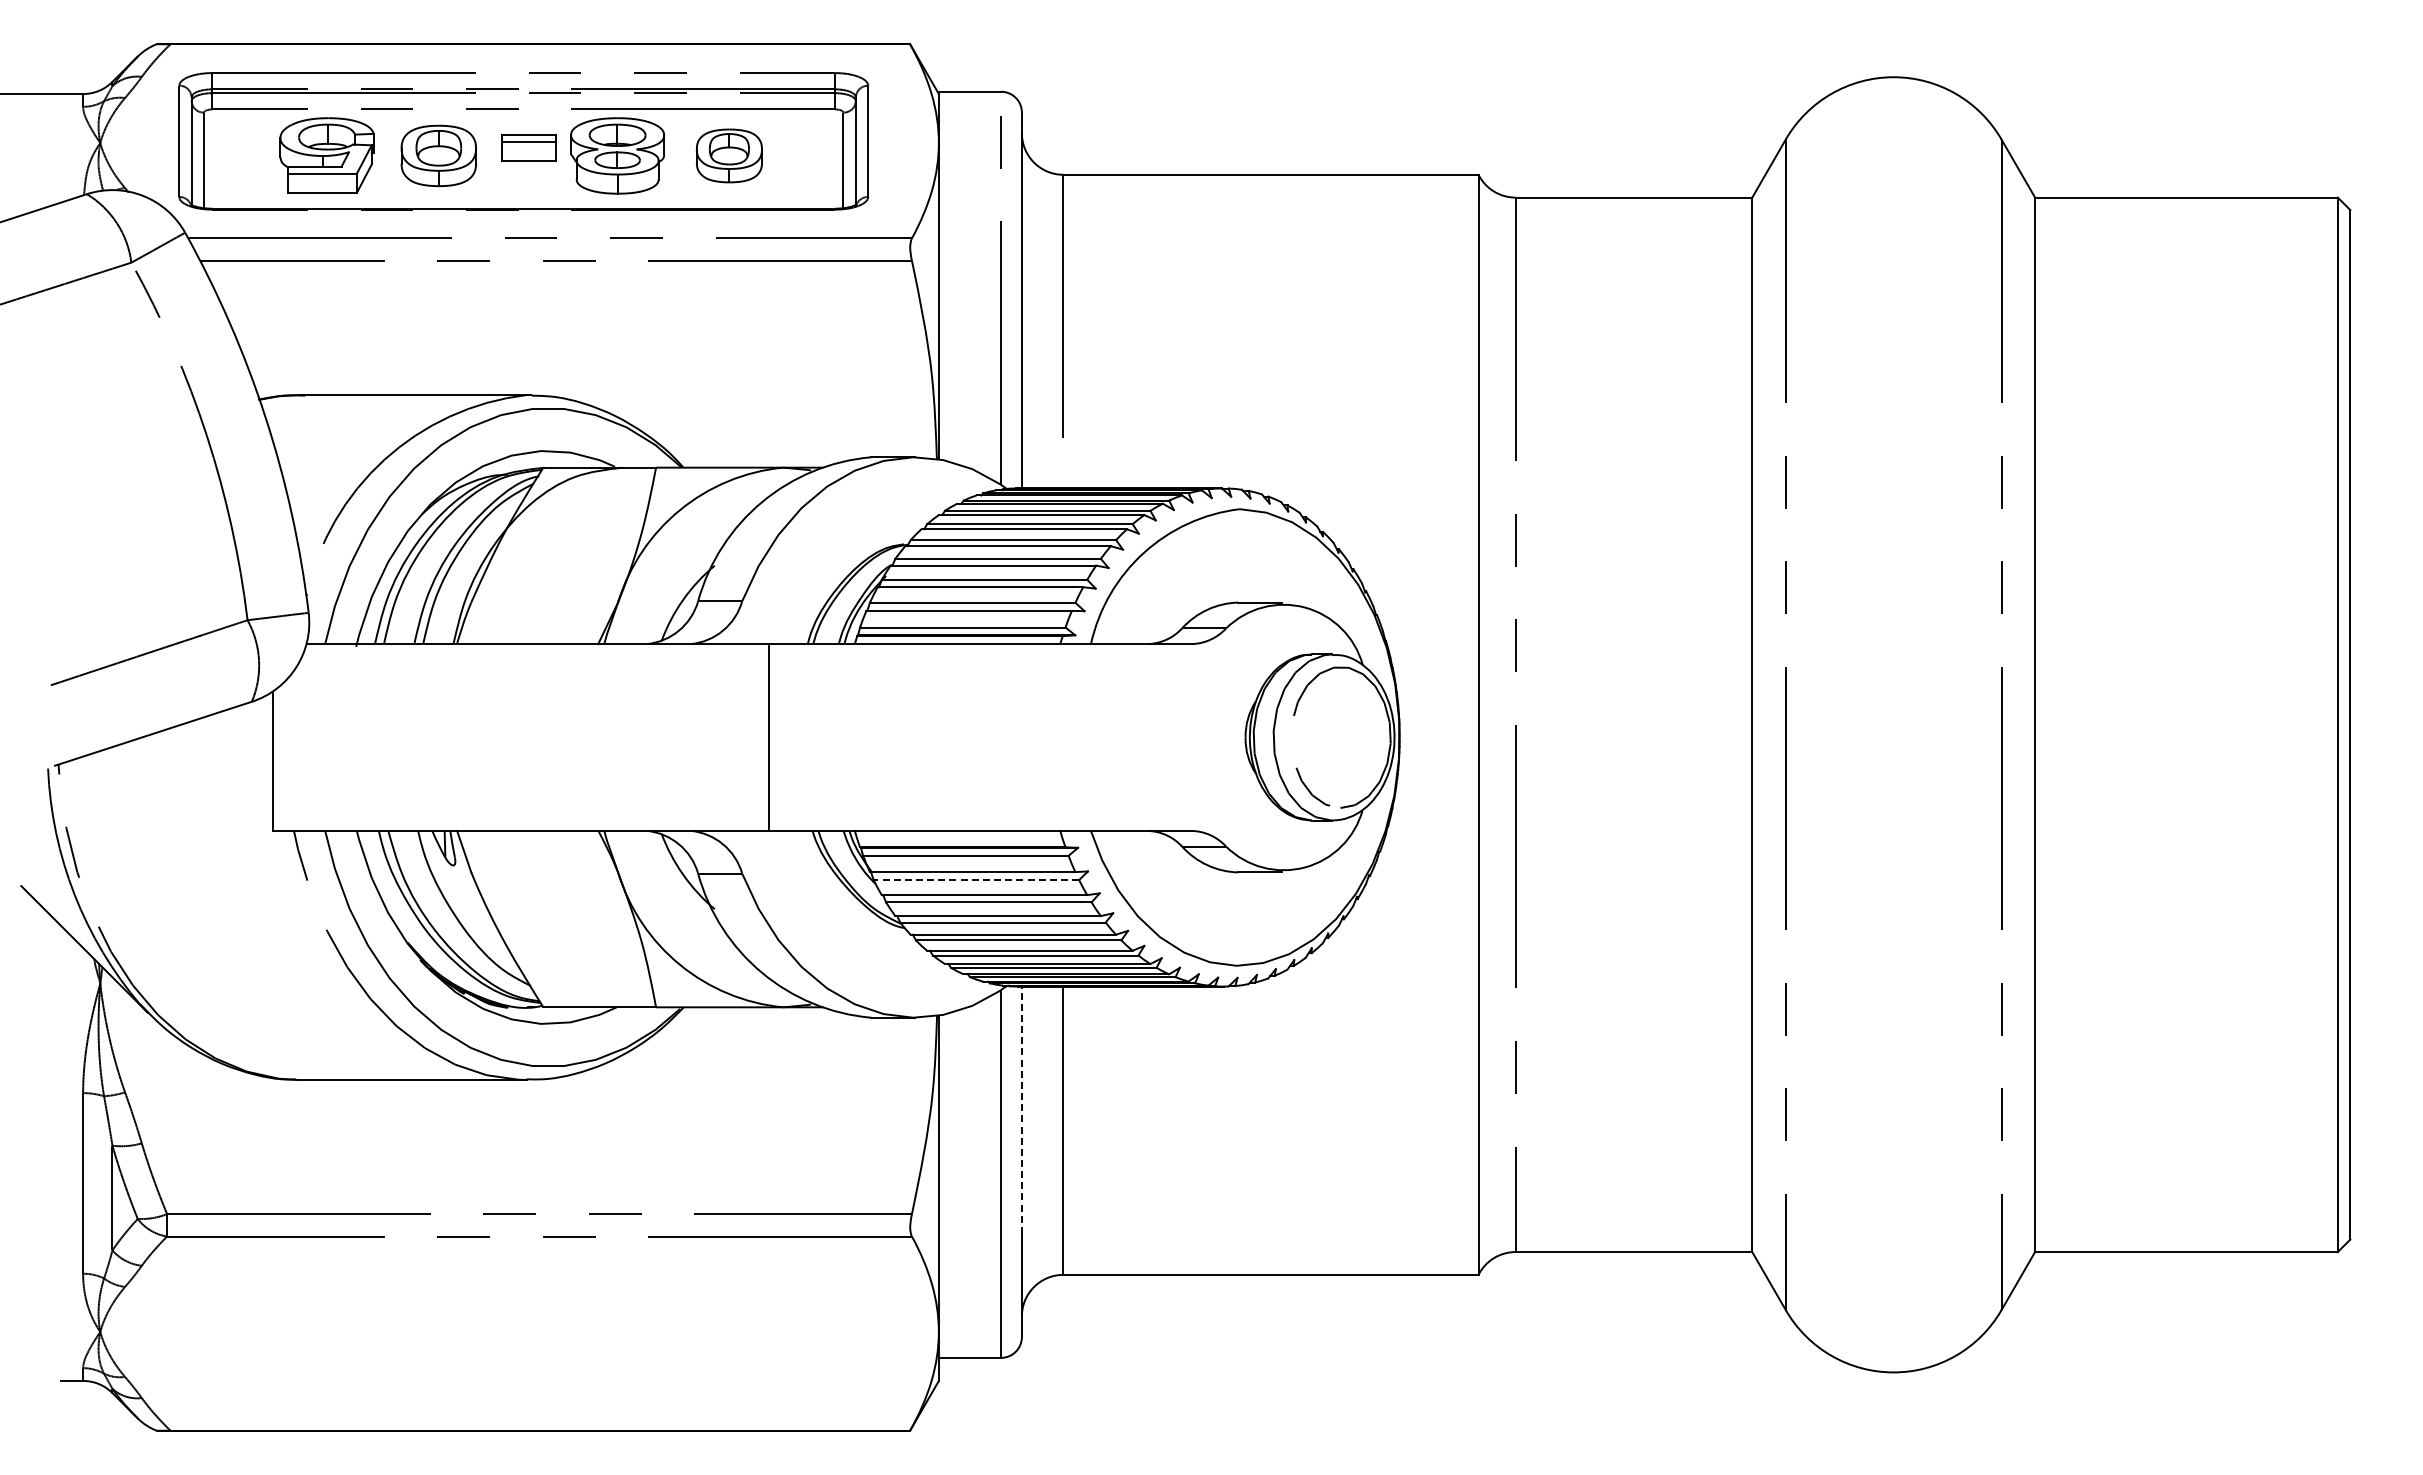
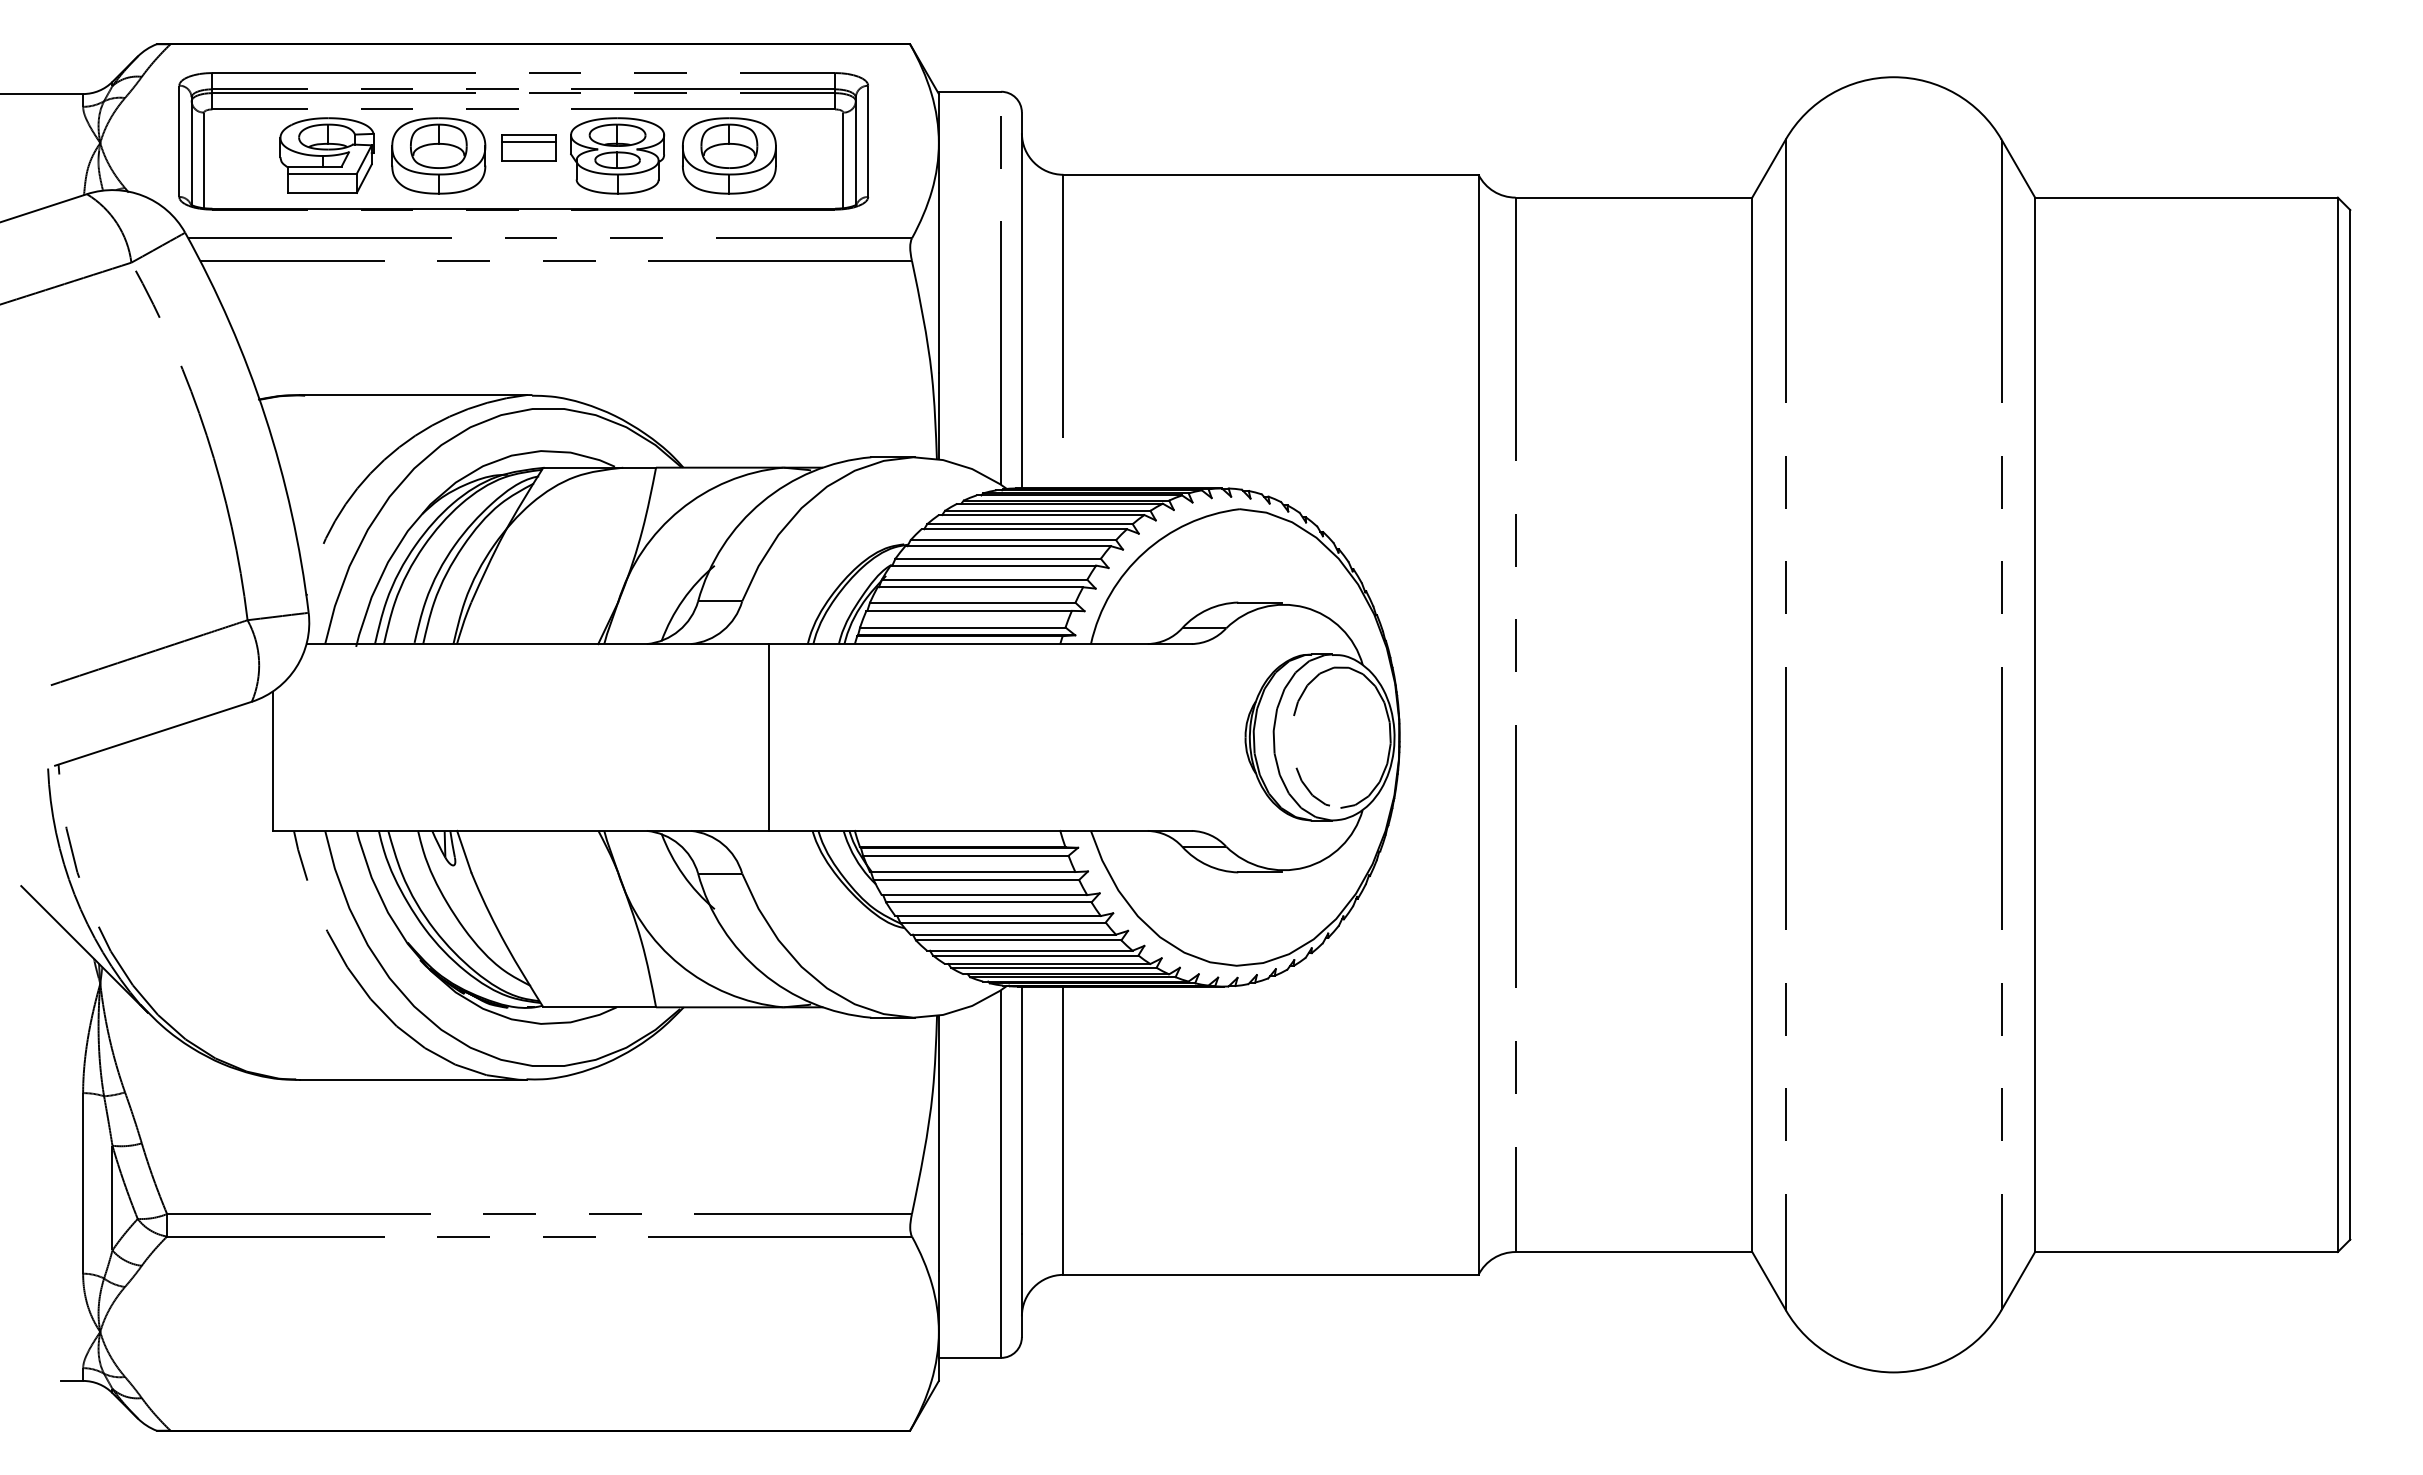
part size: 77x64 px -> 96x78 px (438, 155)
part size: 67x56 px -> 95x78 px (729, 155)
line: dashed -> solid (976, 880)
line: dashed -> solid (1021, 1110)
